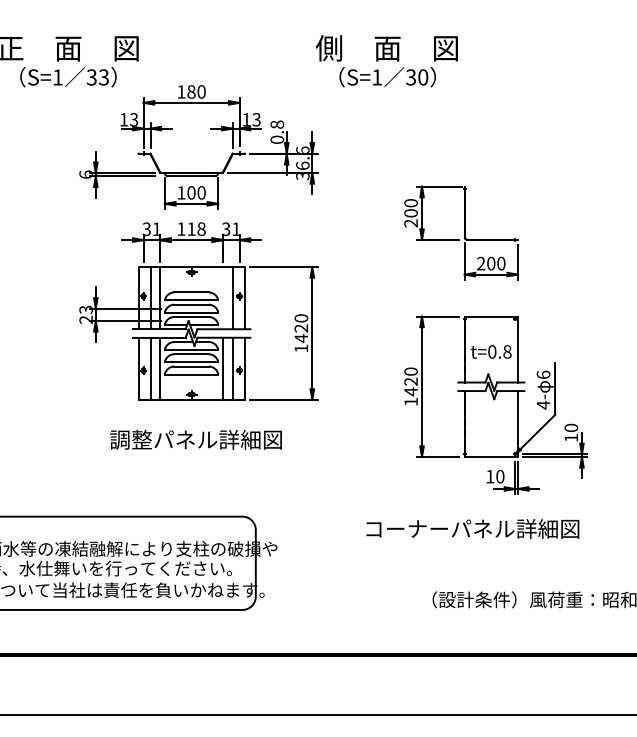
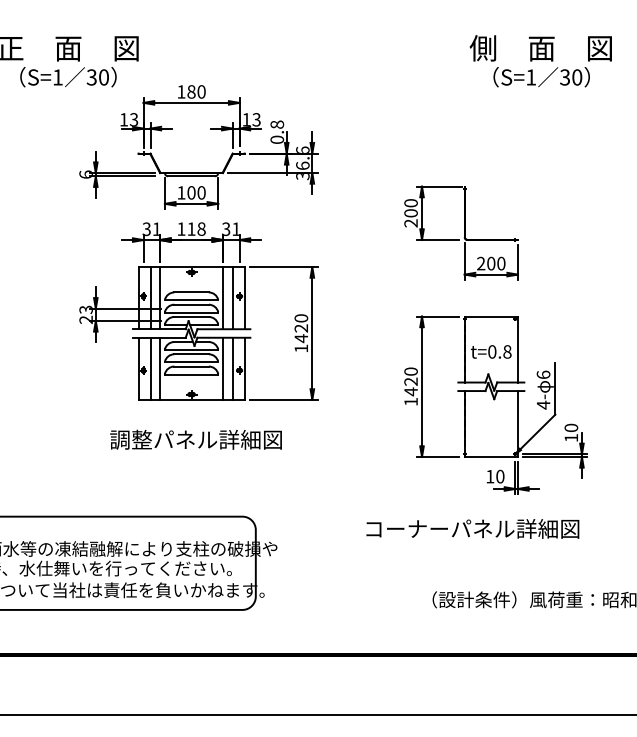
text position: (386, 61) -> (540, 61) (540, 61)
text: 33 -> 30 (103, 77)
line: none -> present (223, 298)
